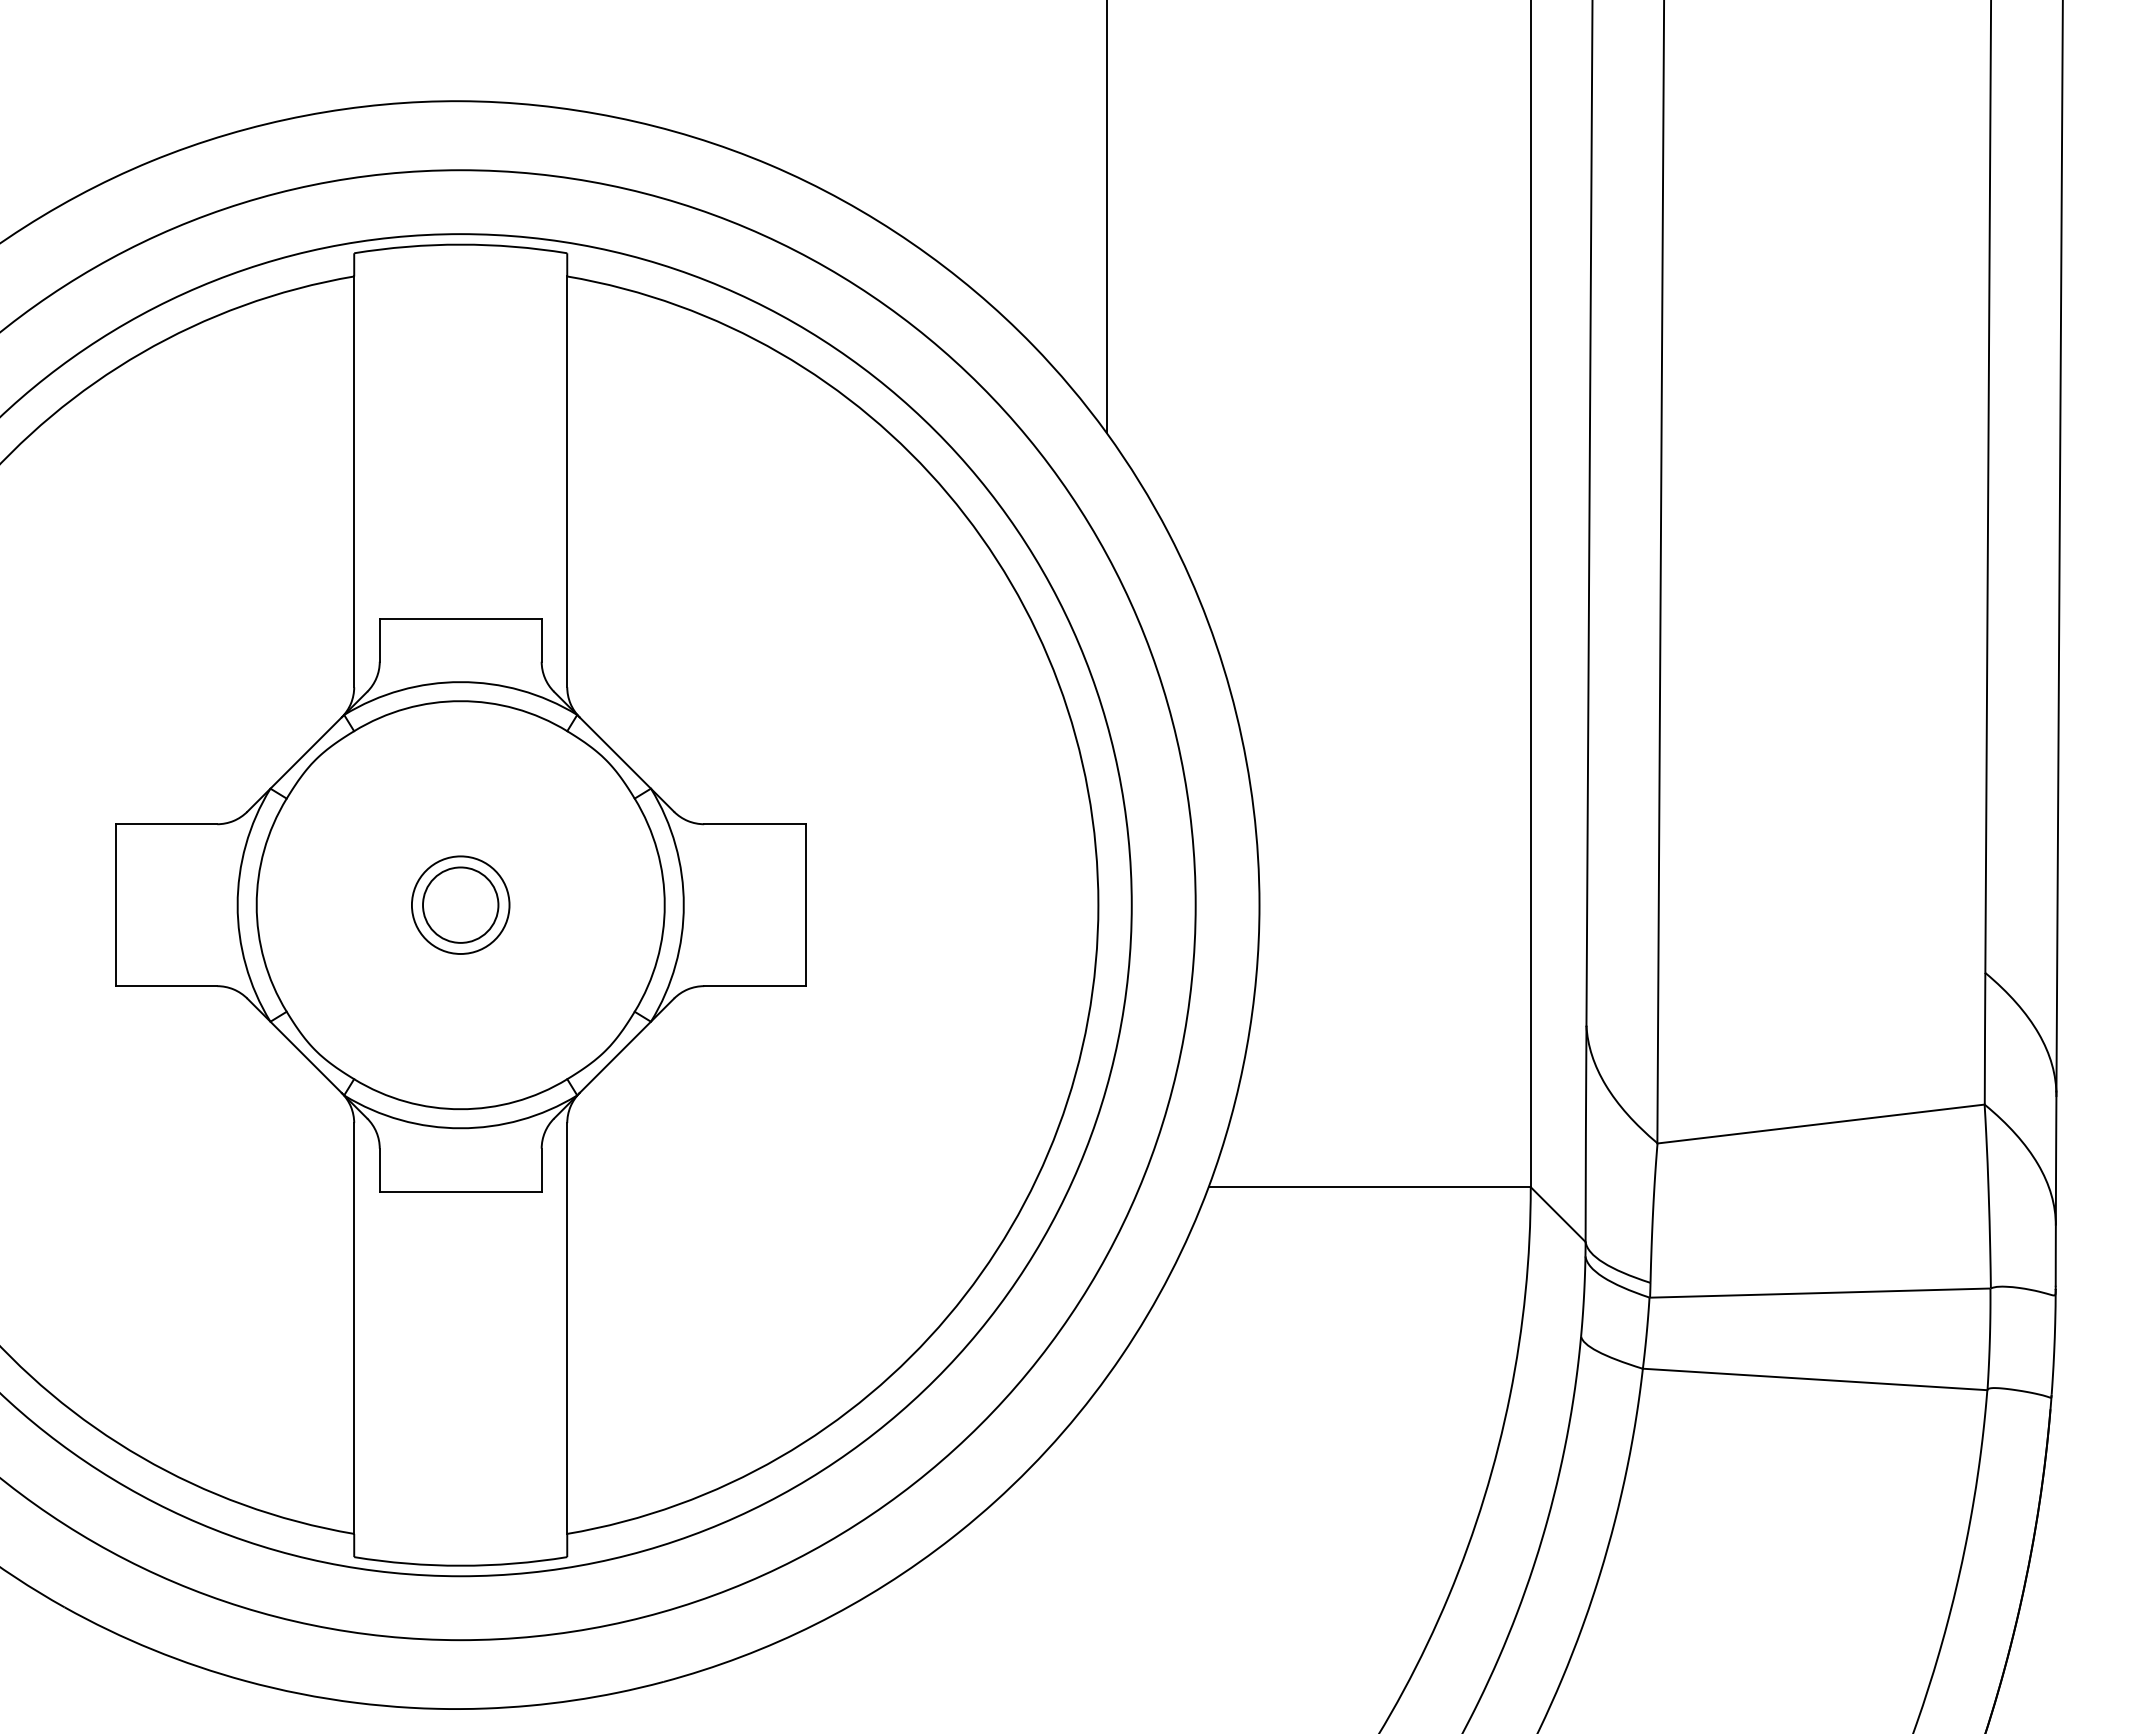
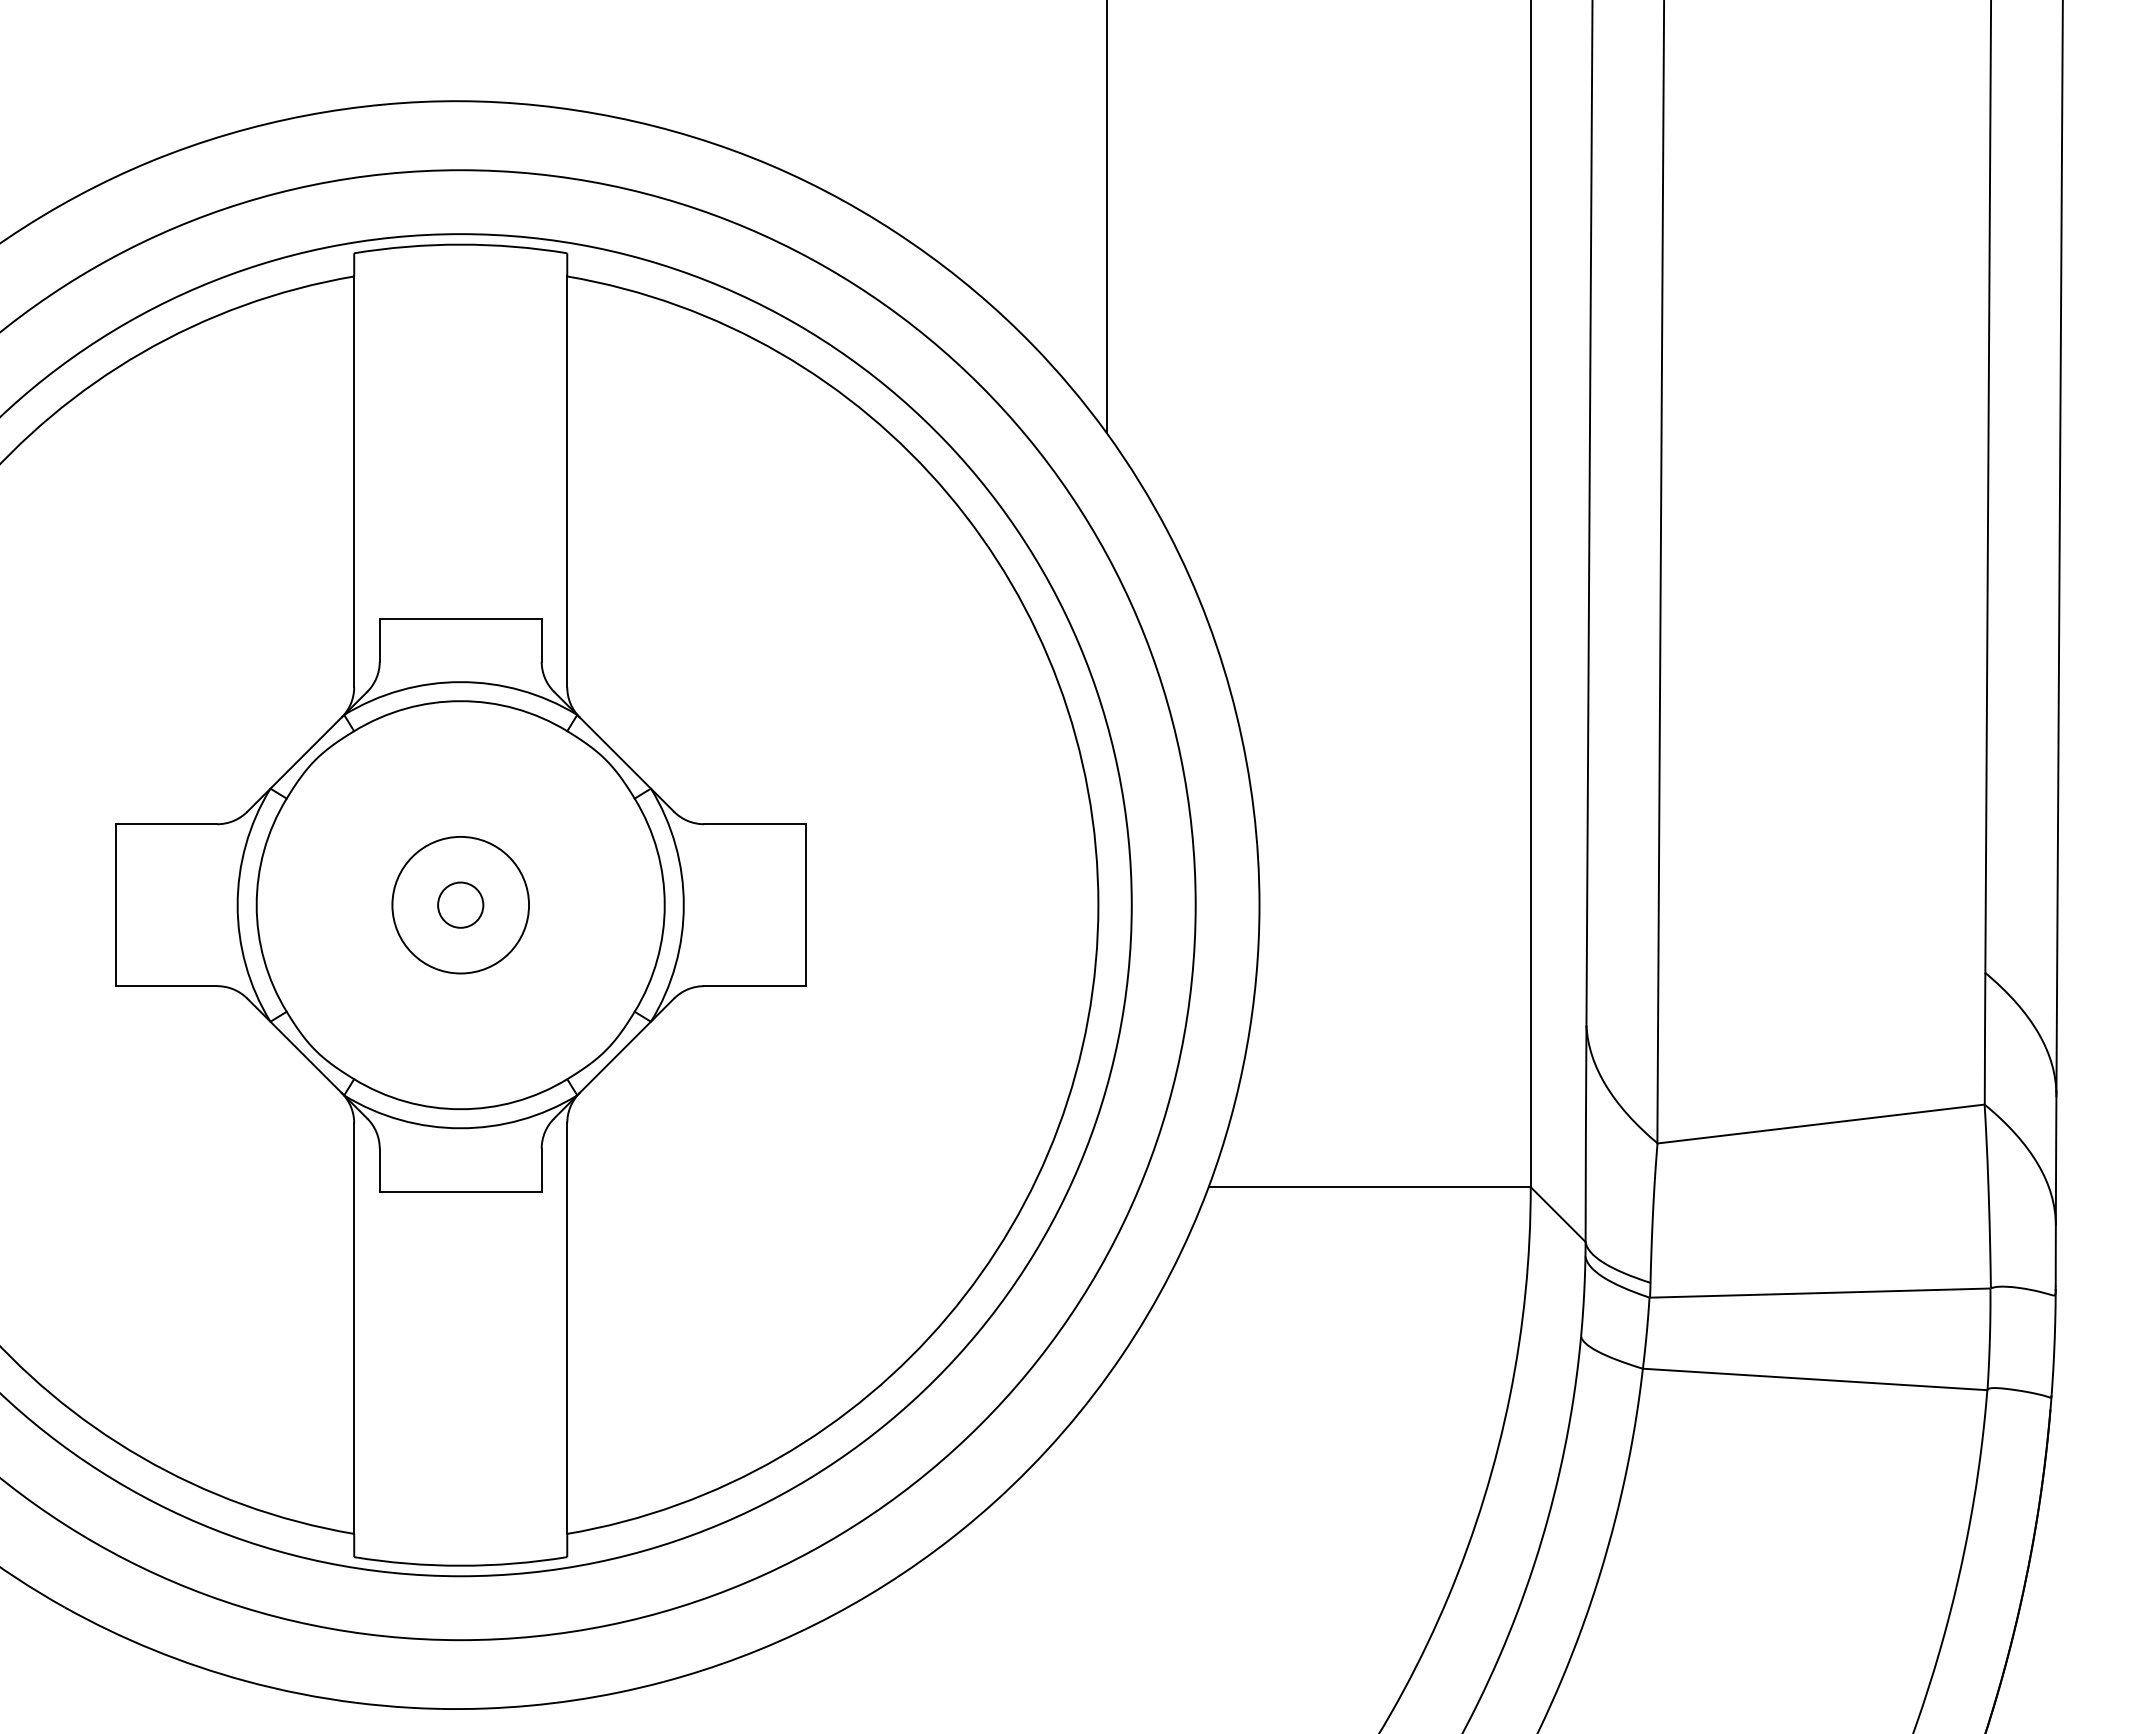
circle diameter: 75 px -> 45 px (460, 904)
circle diameter: 98 px -> 137 px (460, 904)
